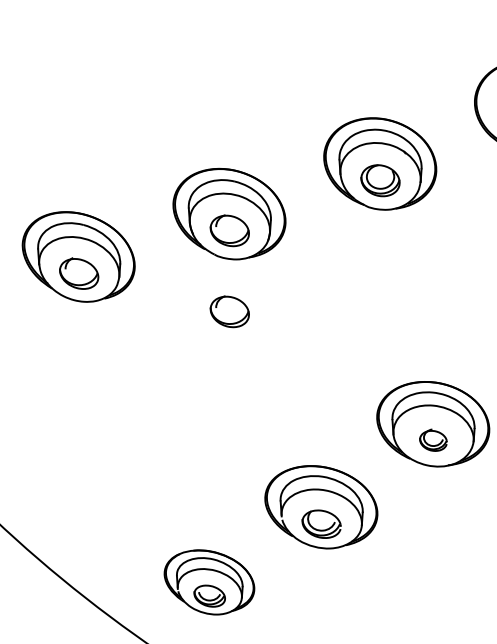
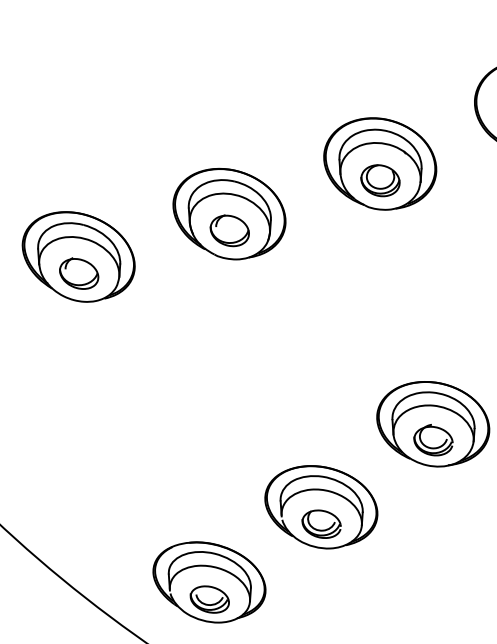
part: present -> none (229, 311)
part size: 29x24 px -> 41x33 px (433, 440)
part size: 93x67 px -> 115x83 px (209, 582)
